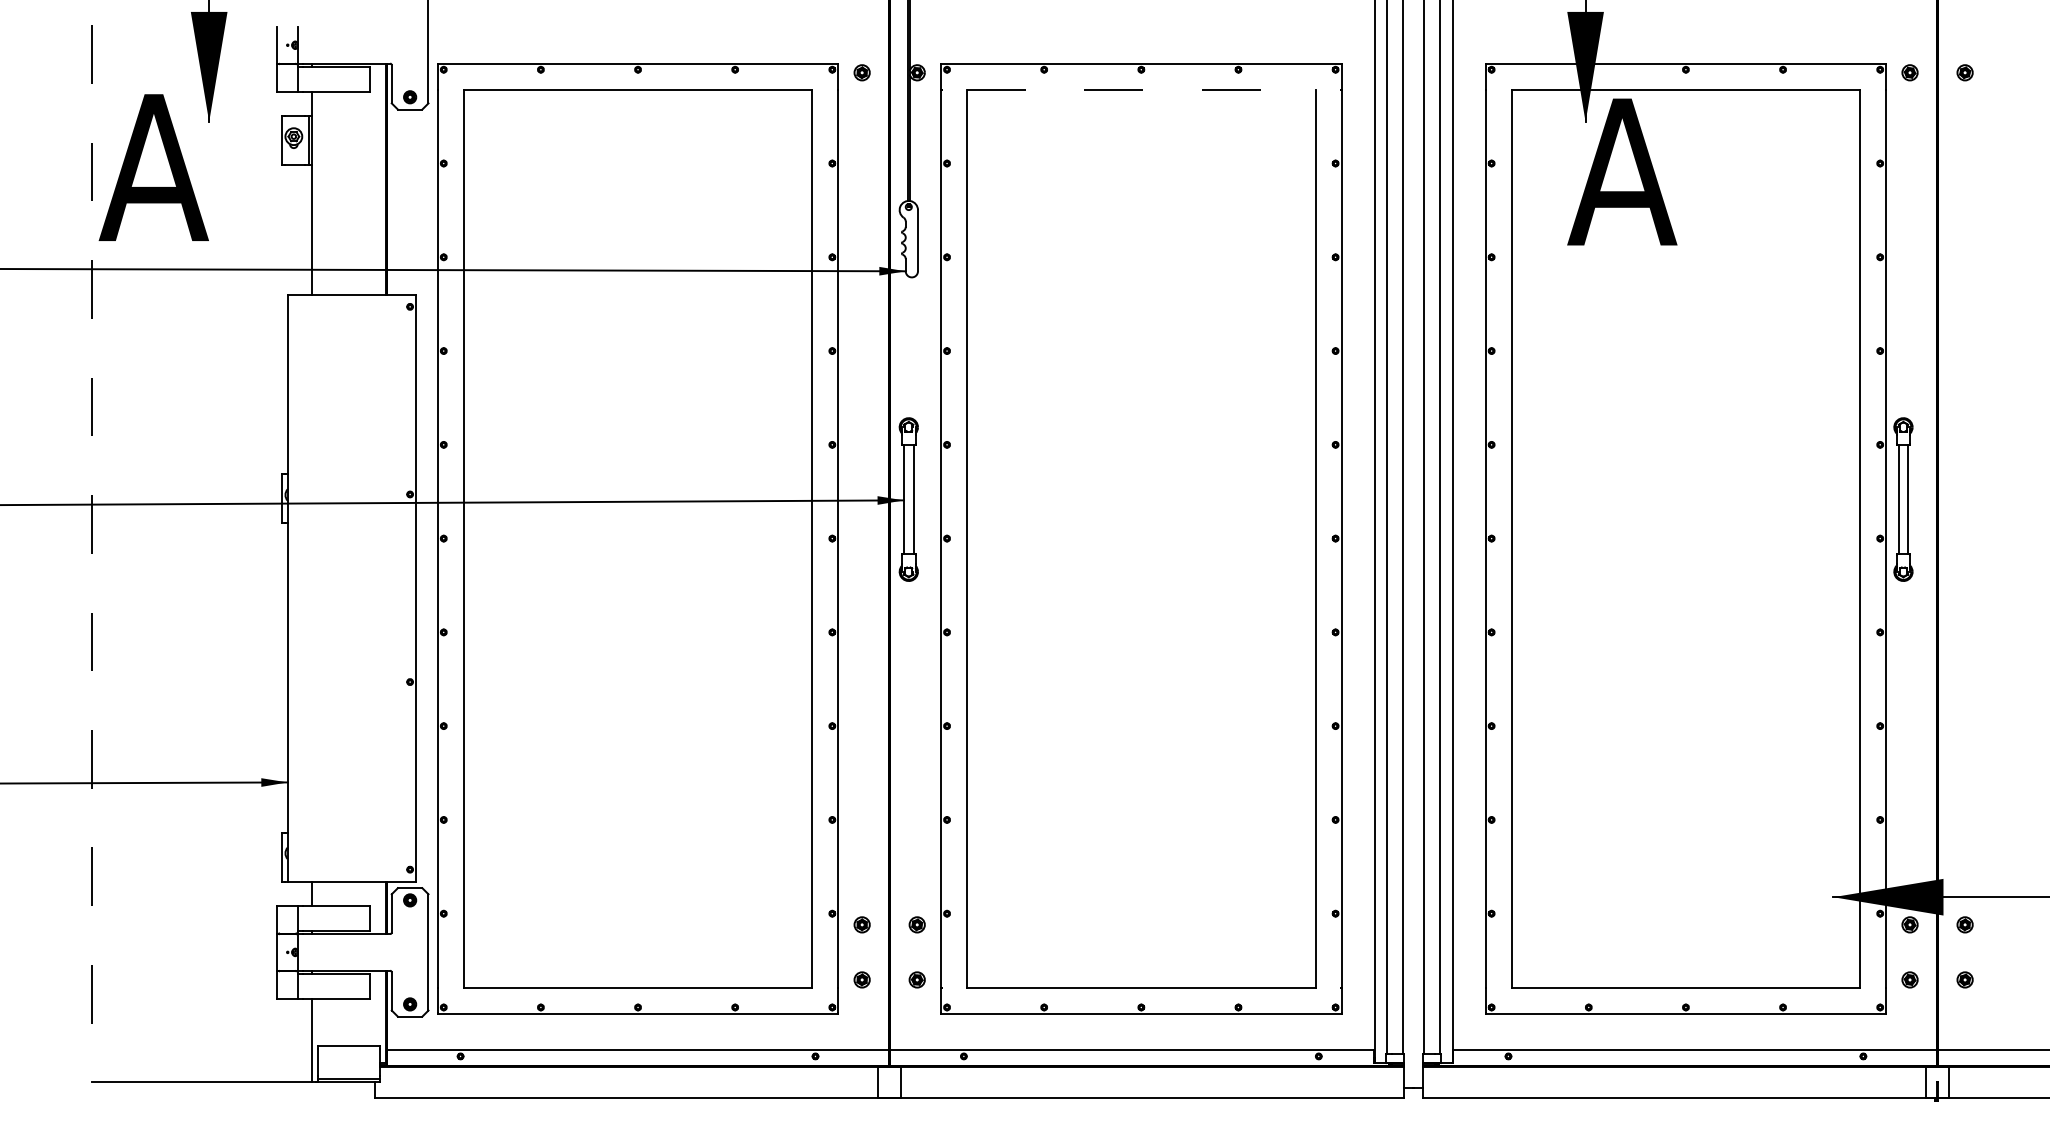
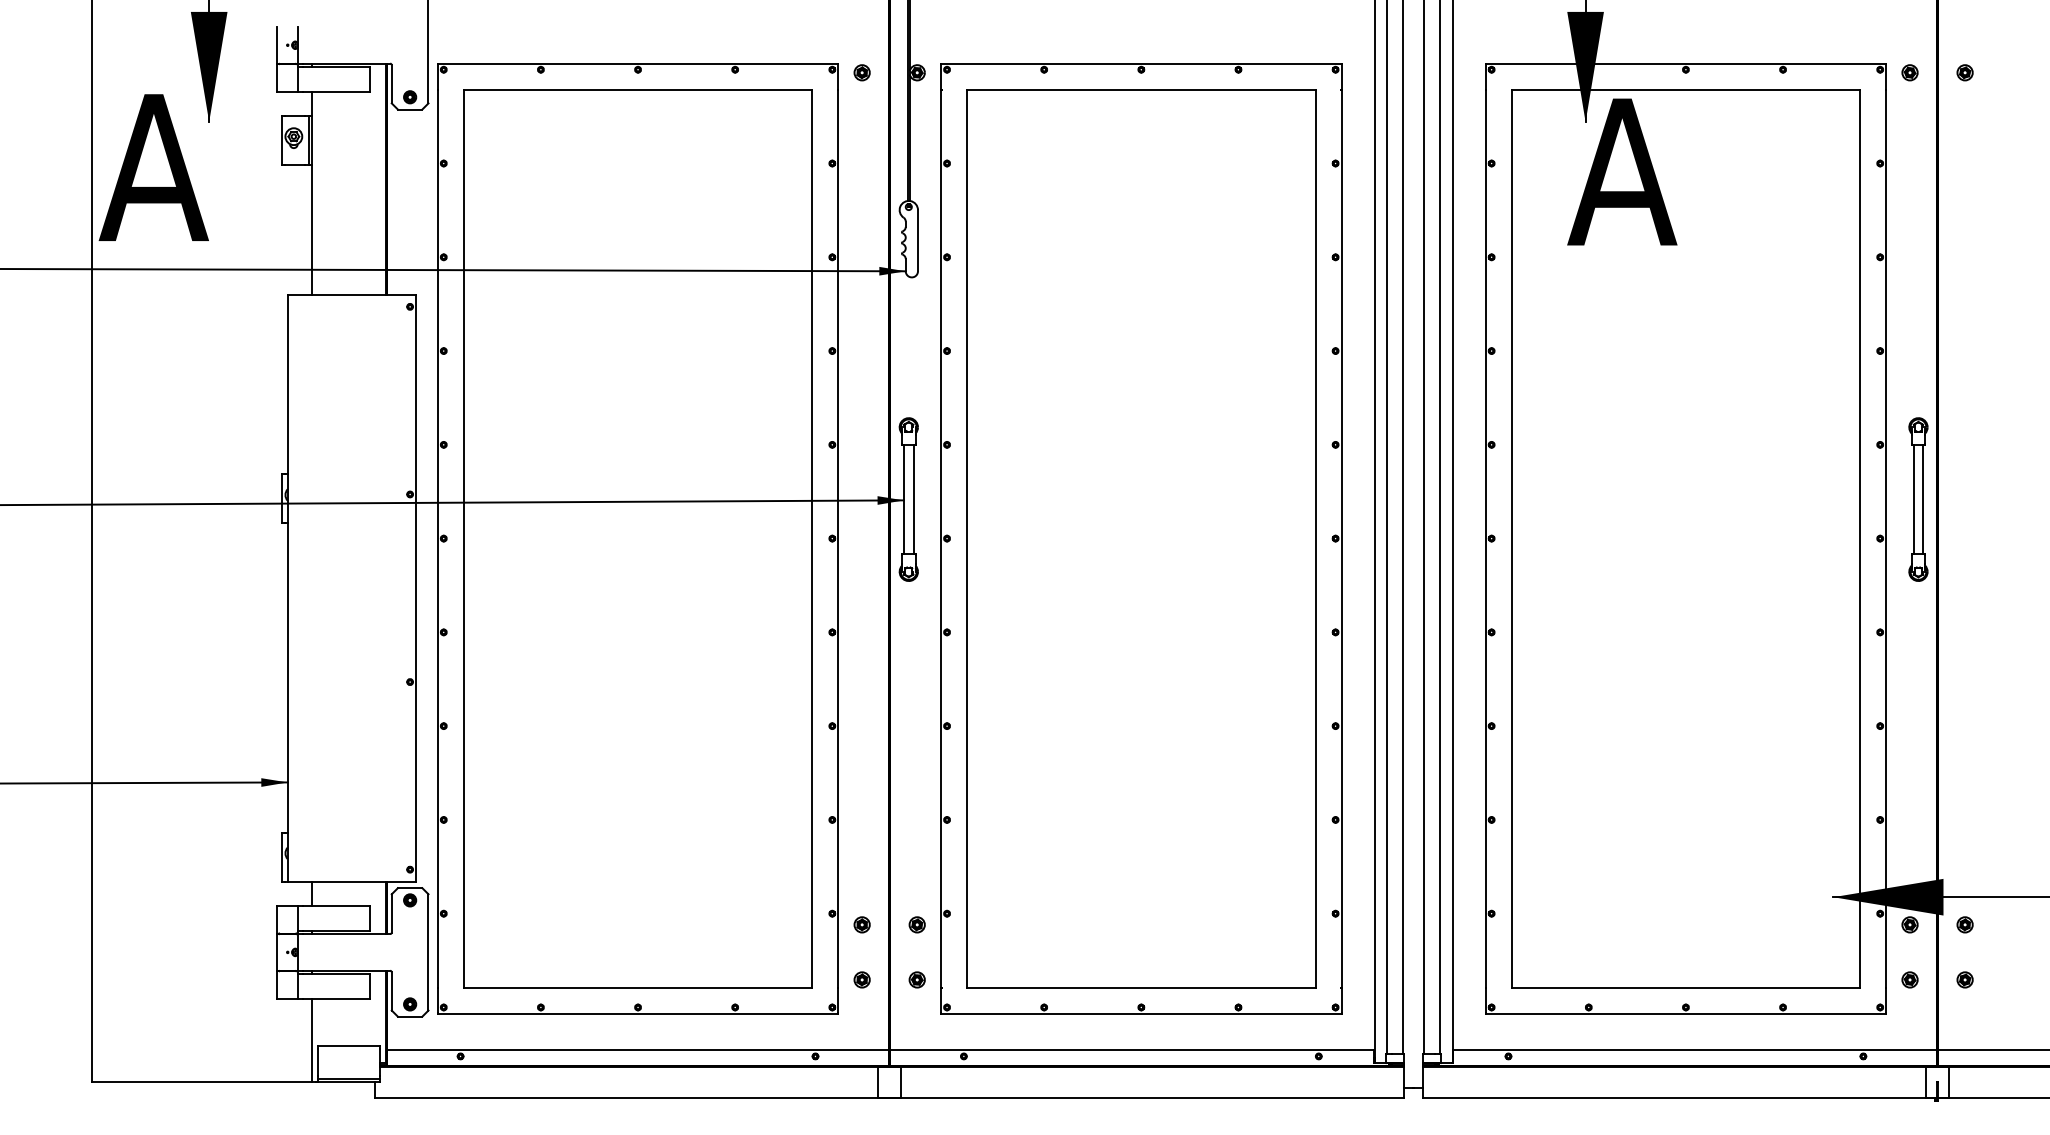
line: dashed -> solid (1141, 89)
part position: (1903, 499) -> (1918, 499) (1918, 499)
line: dashed -> solid (91, 541)
